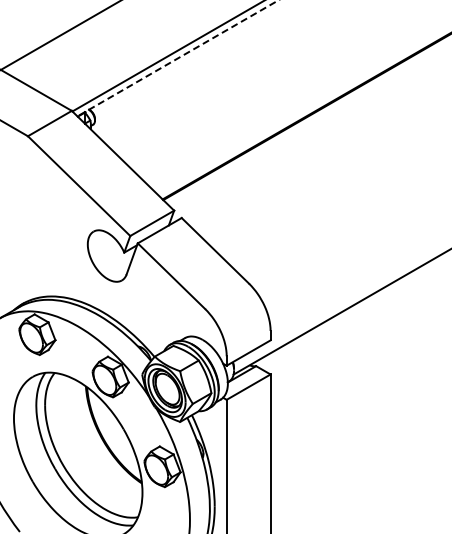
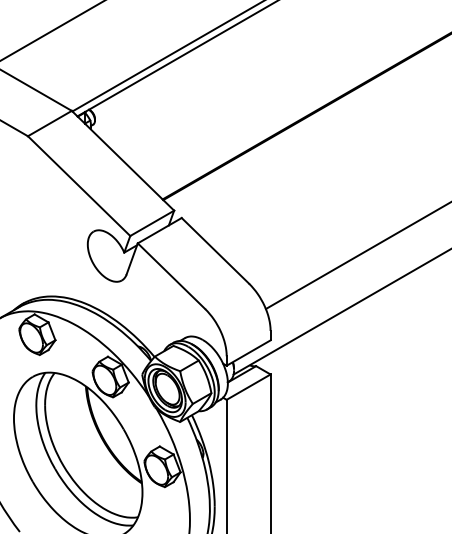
line position: (60, 35) -> (51, 30) (51, 30)
line: dashed -> solid (177, 58)
line: none -> present (356, 256)
